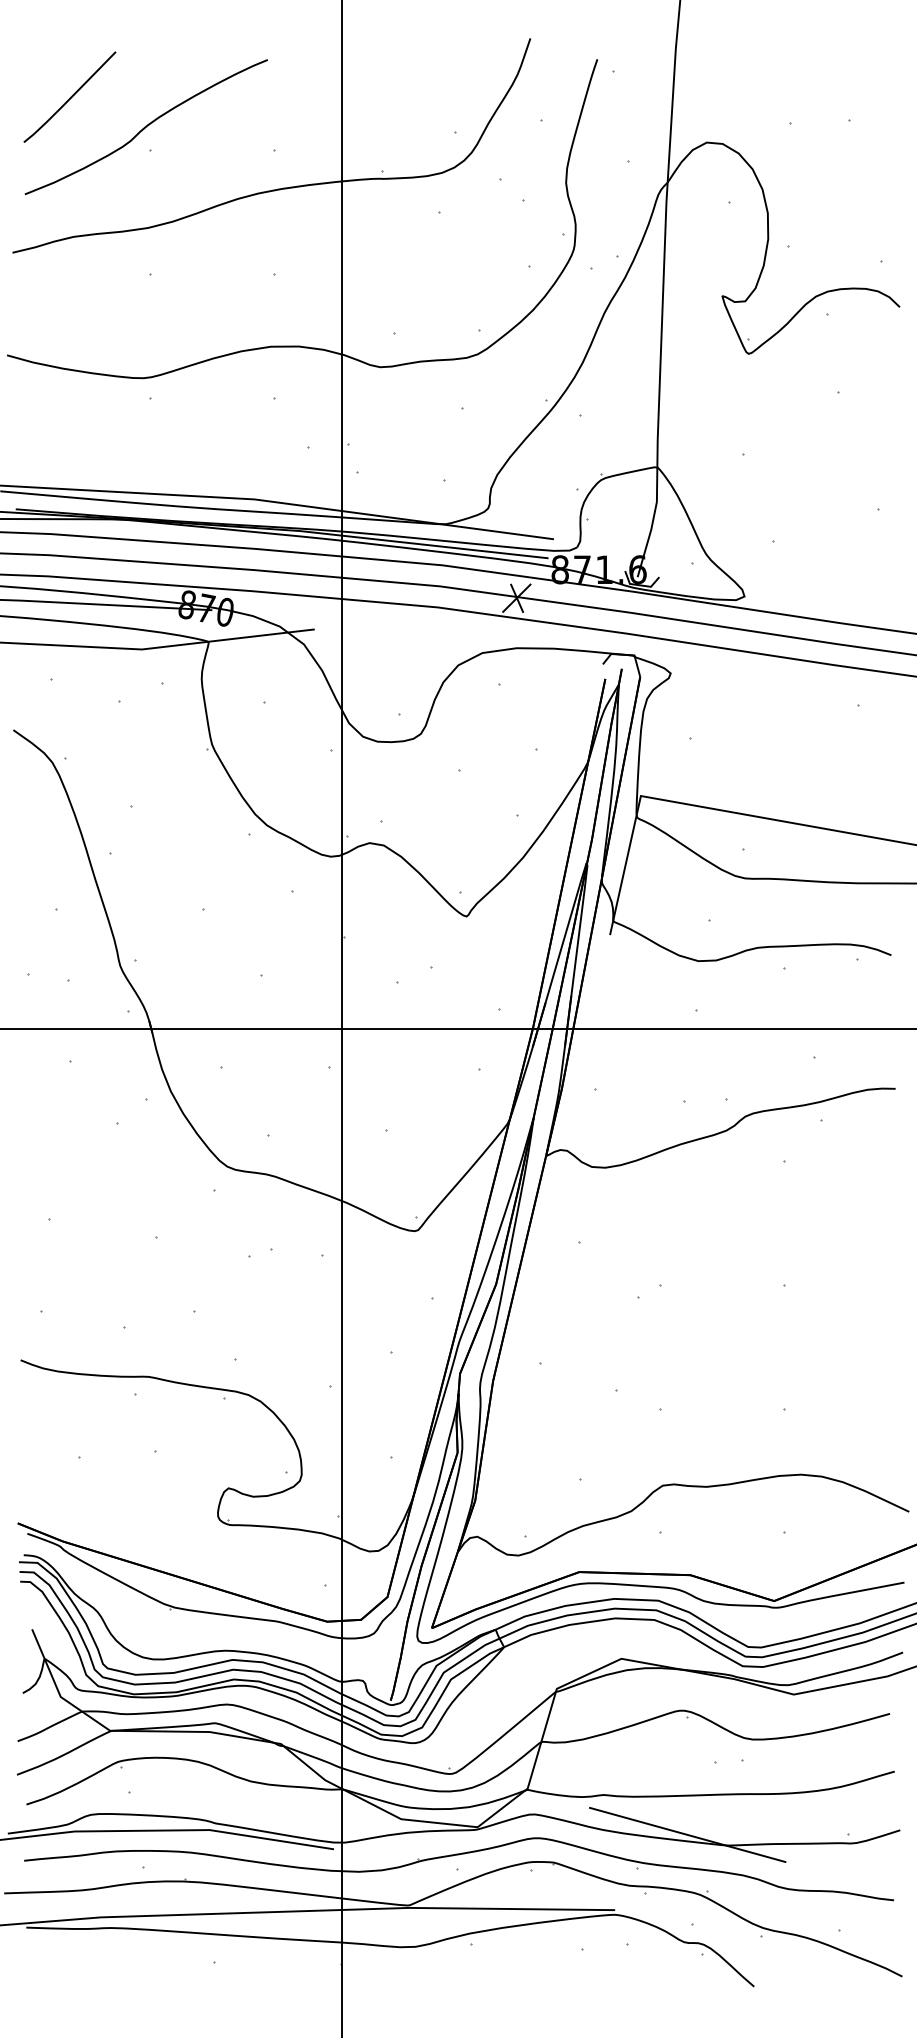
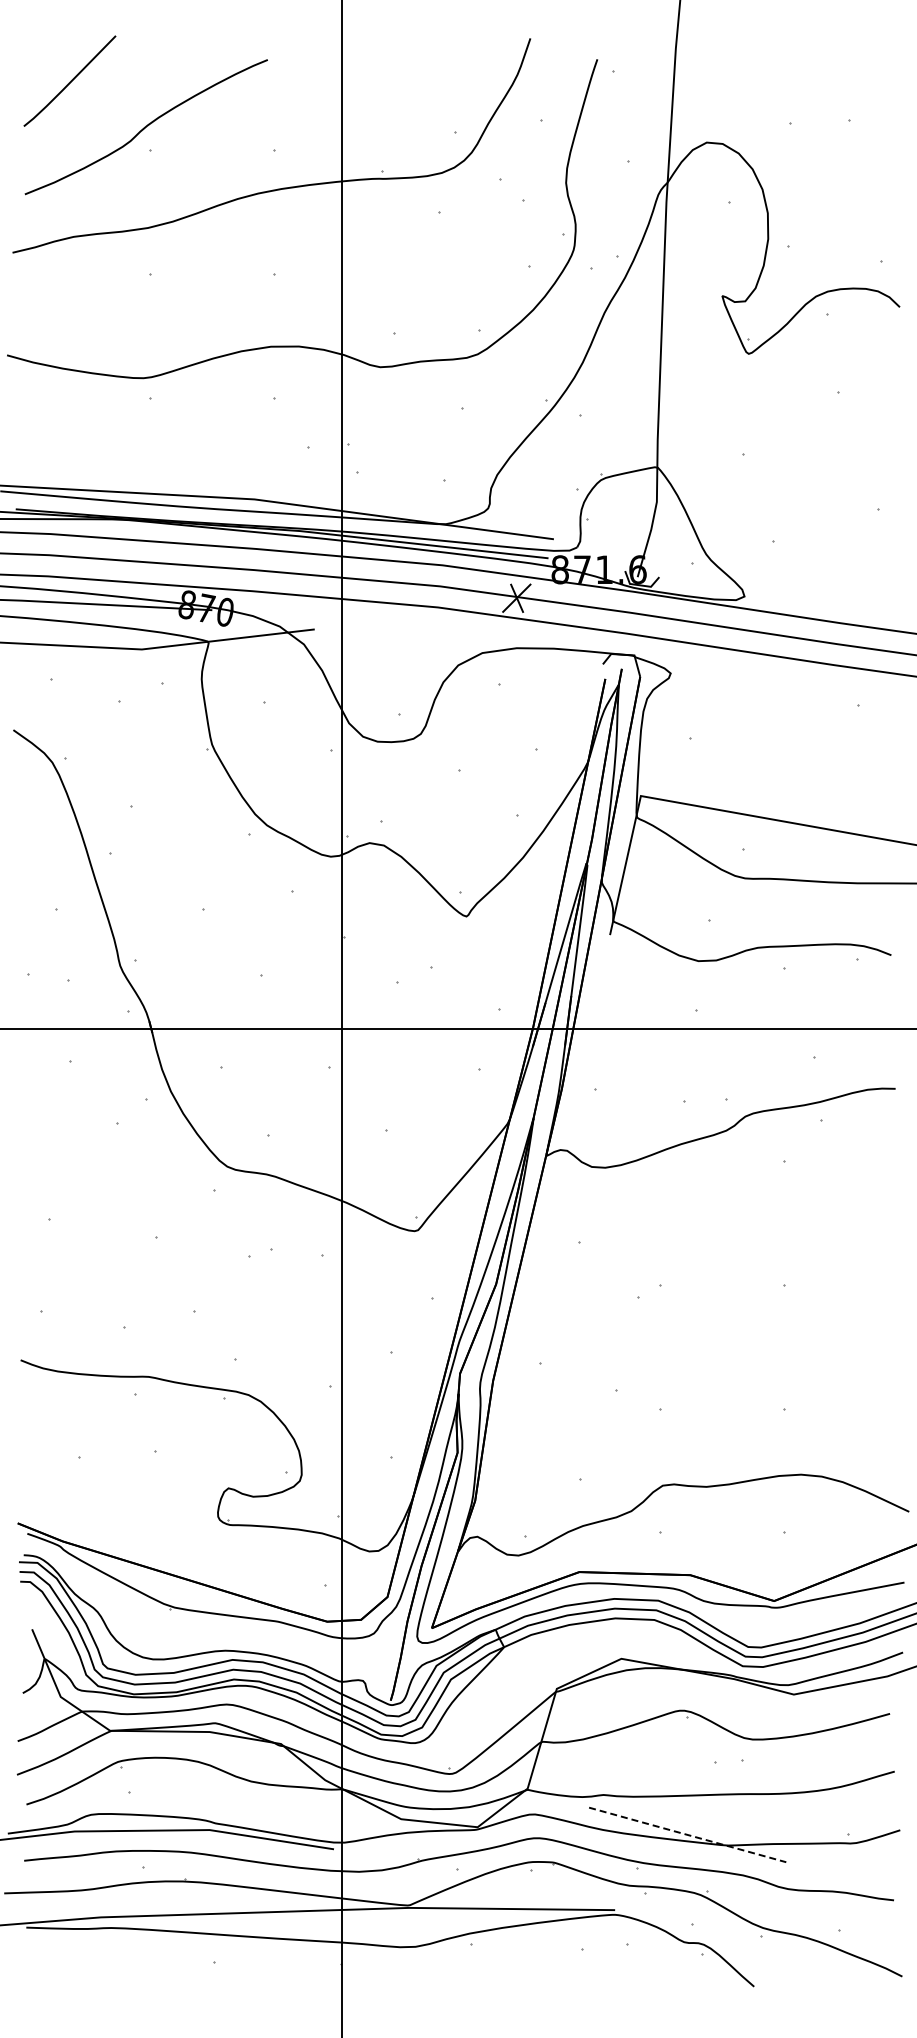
curve position: (70, 96) -> (70, 80) (70, 80)
line: solid -> dashed (688, 1835)
